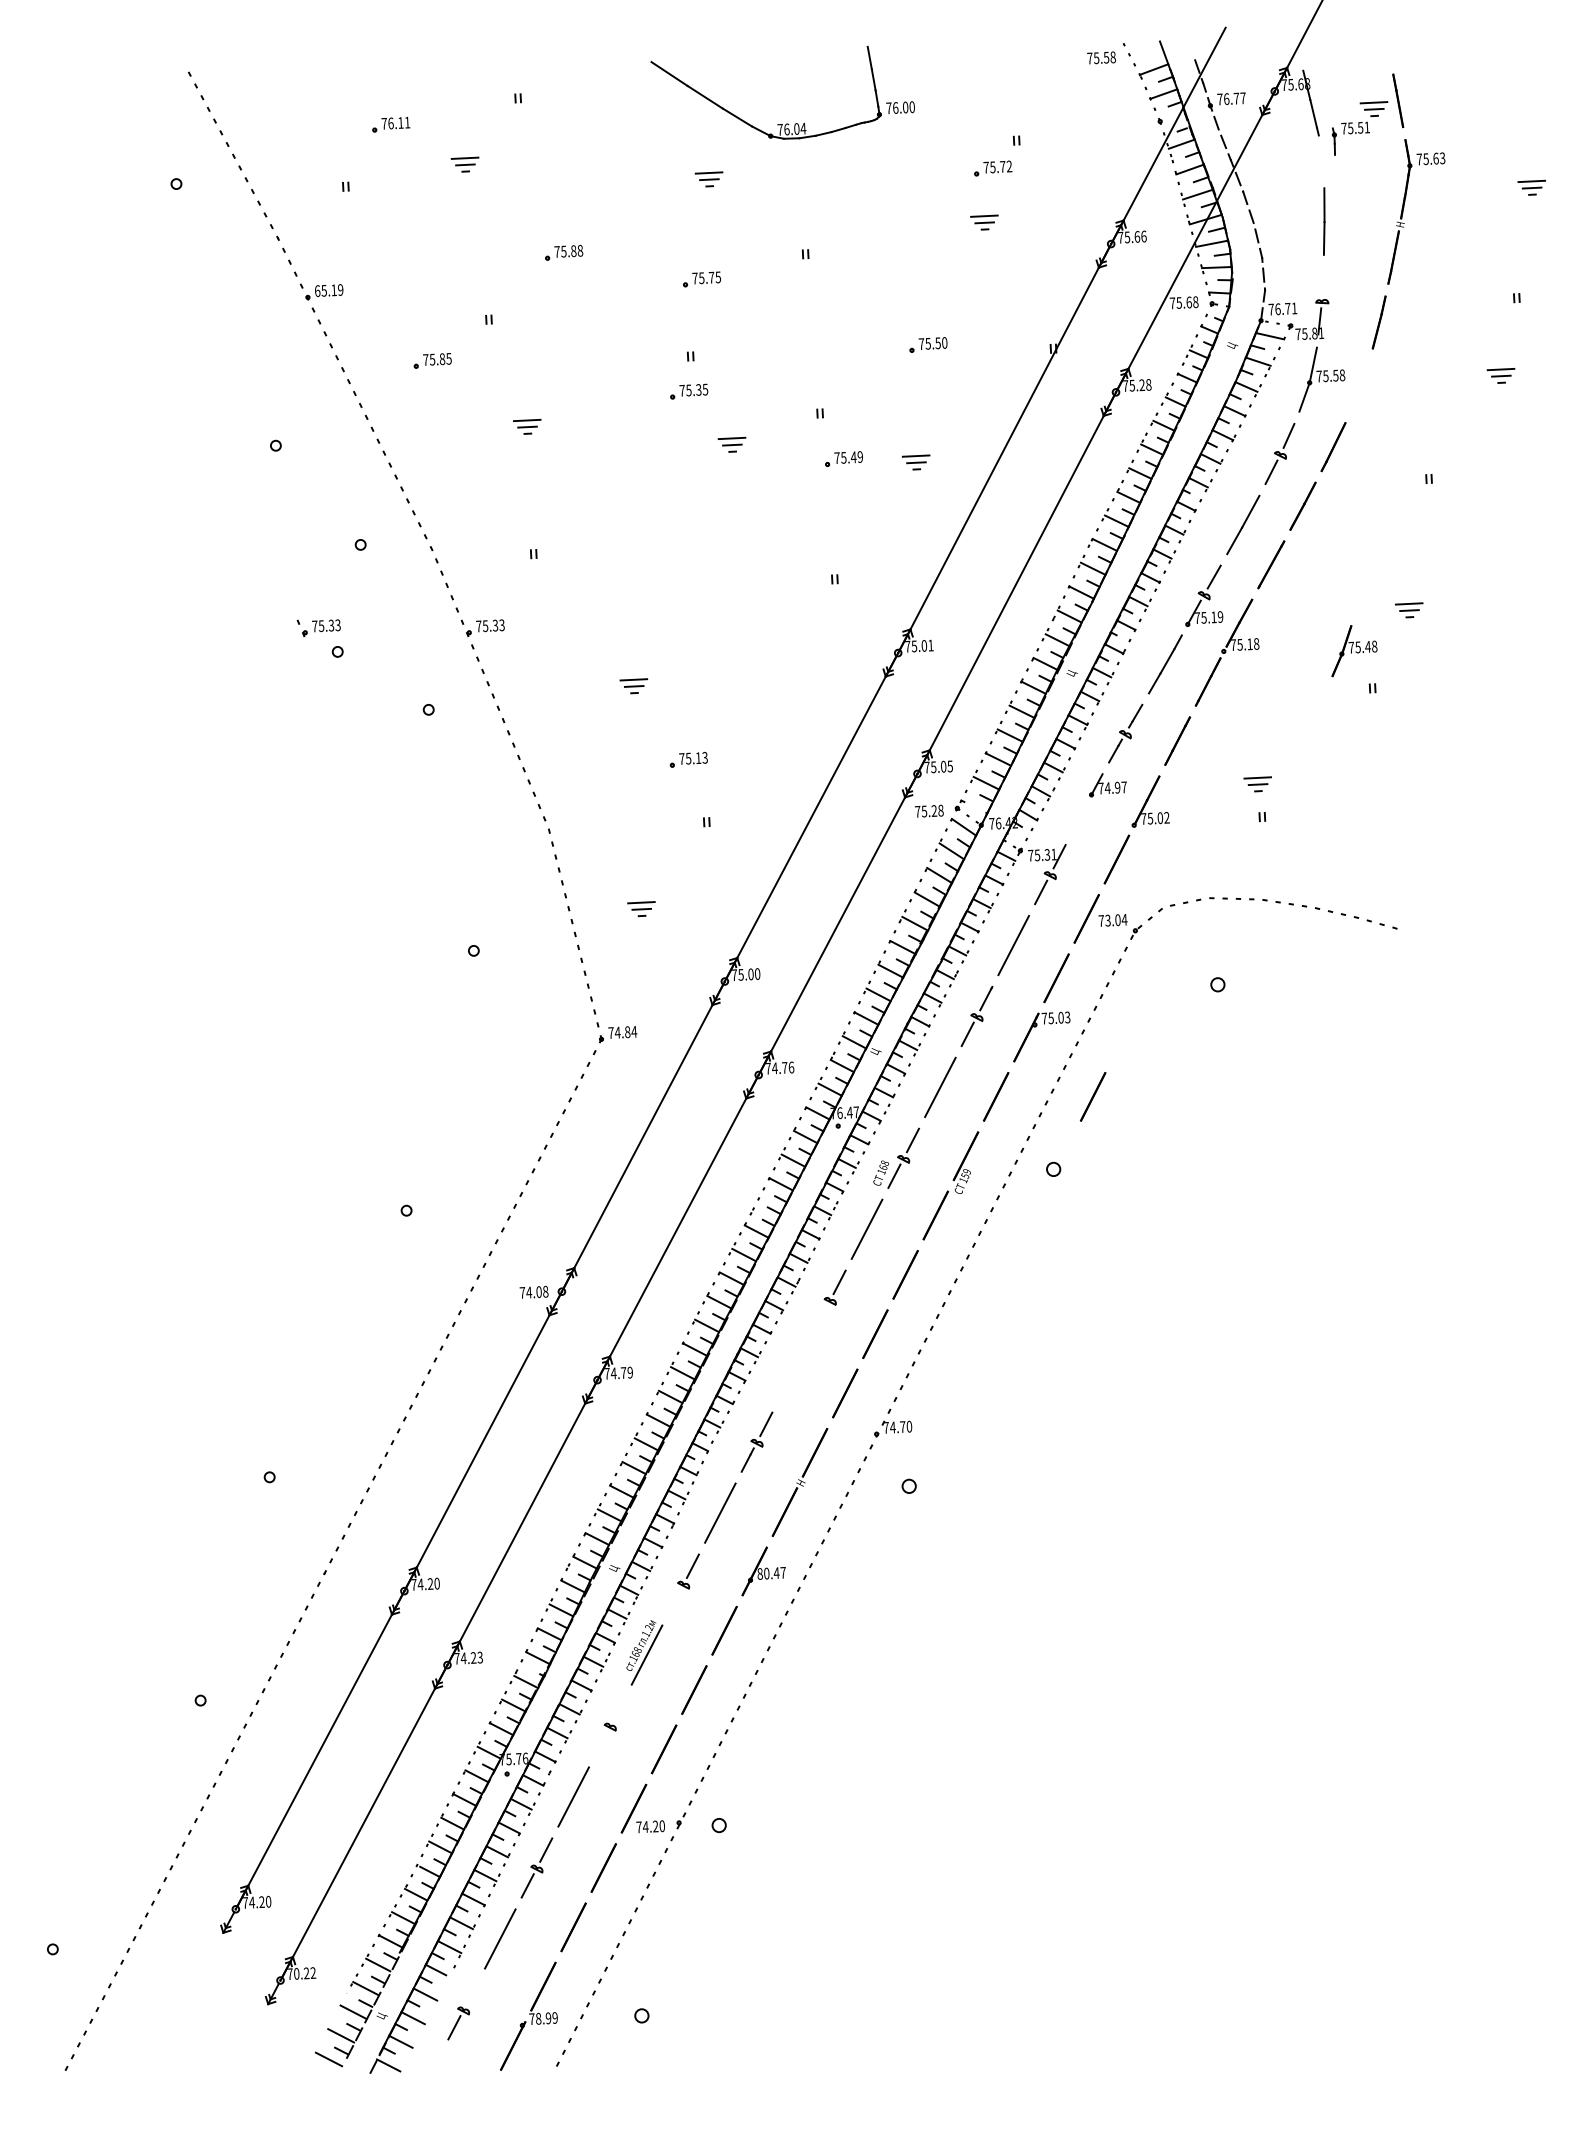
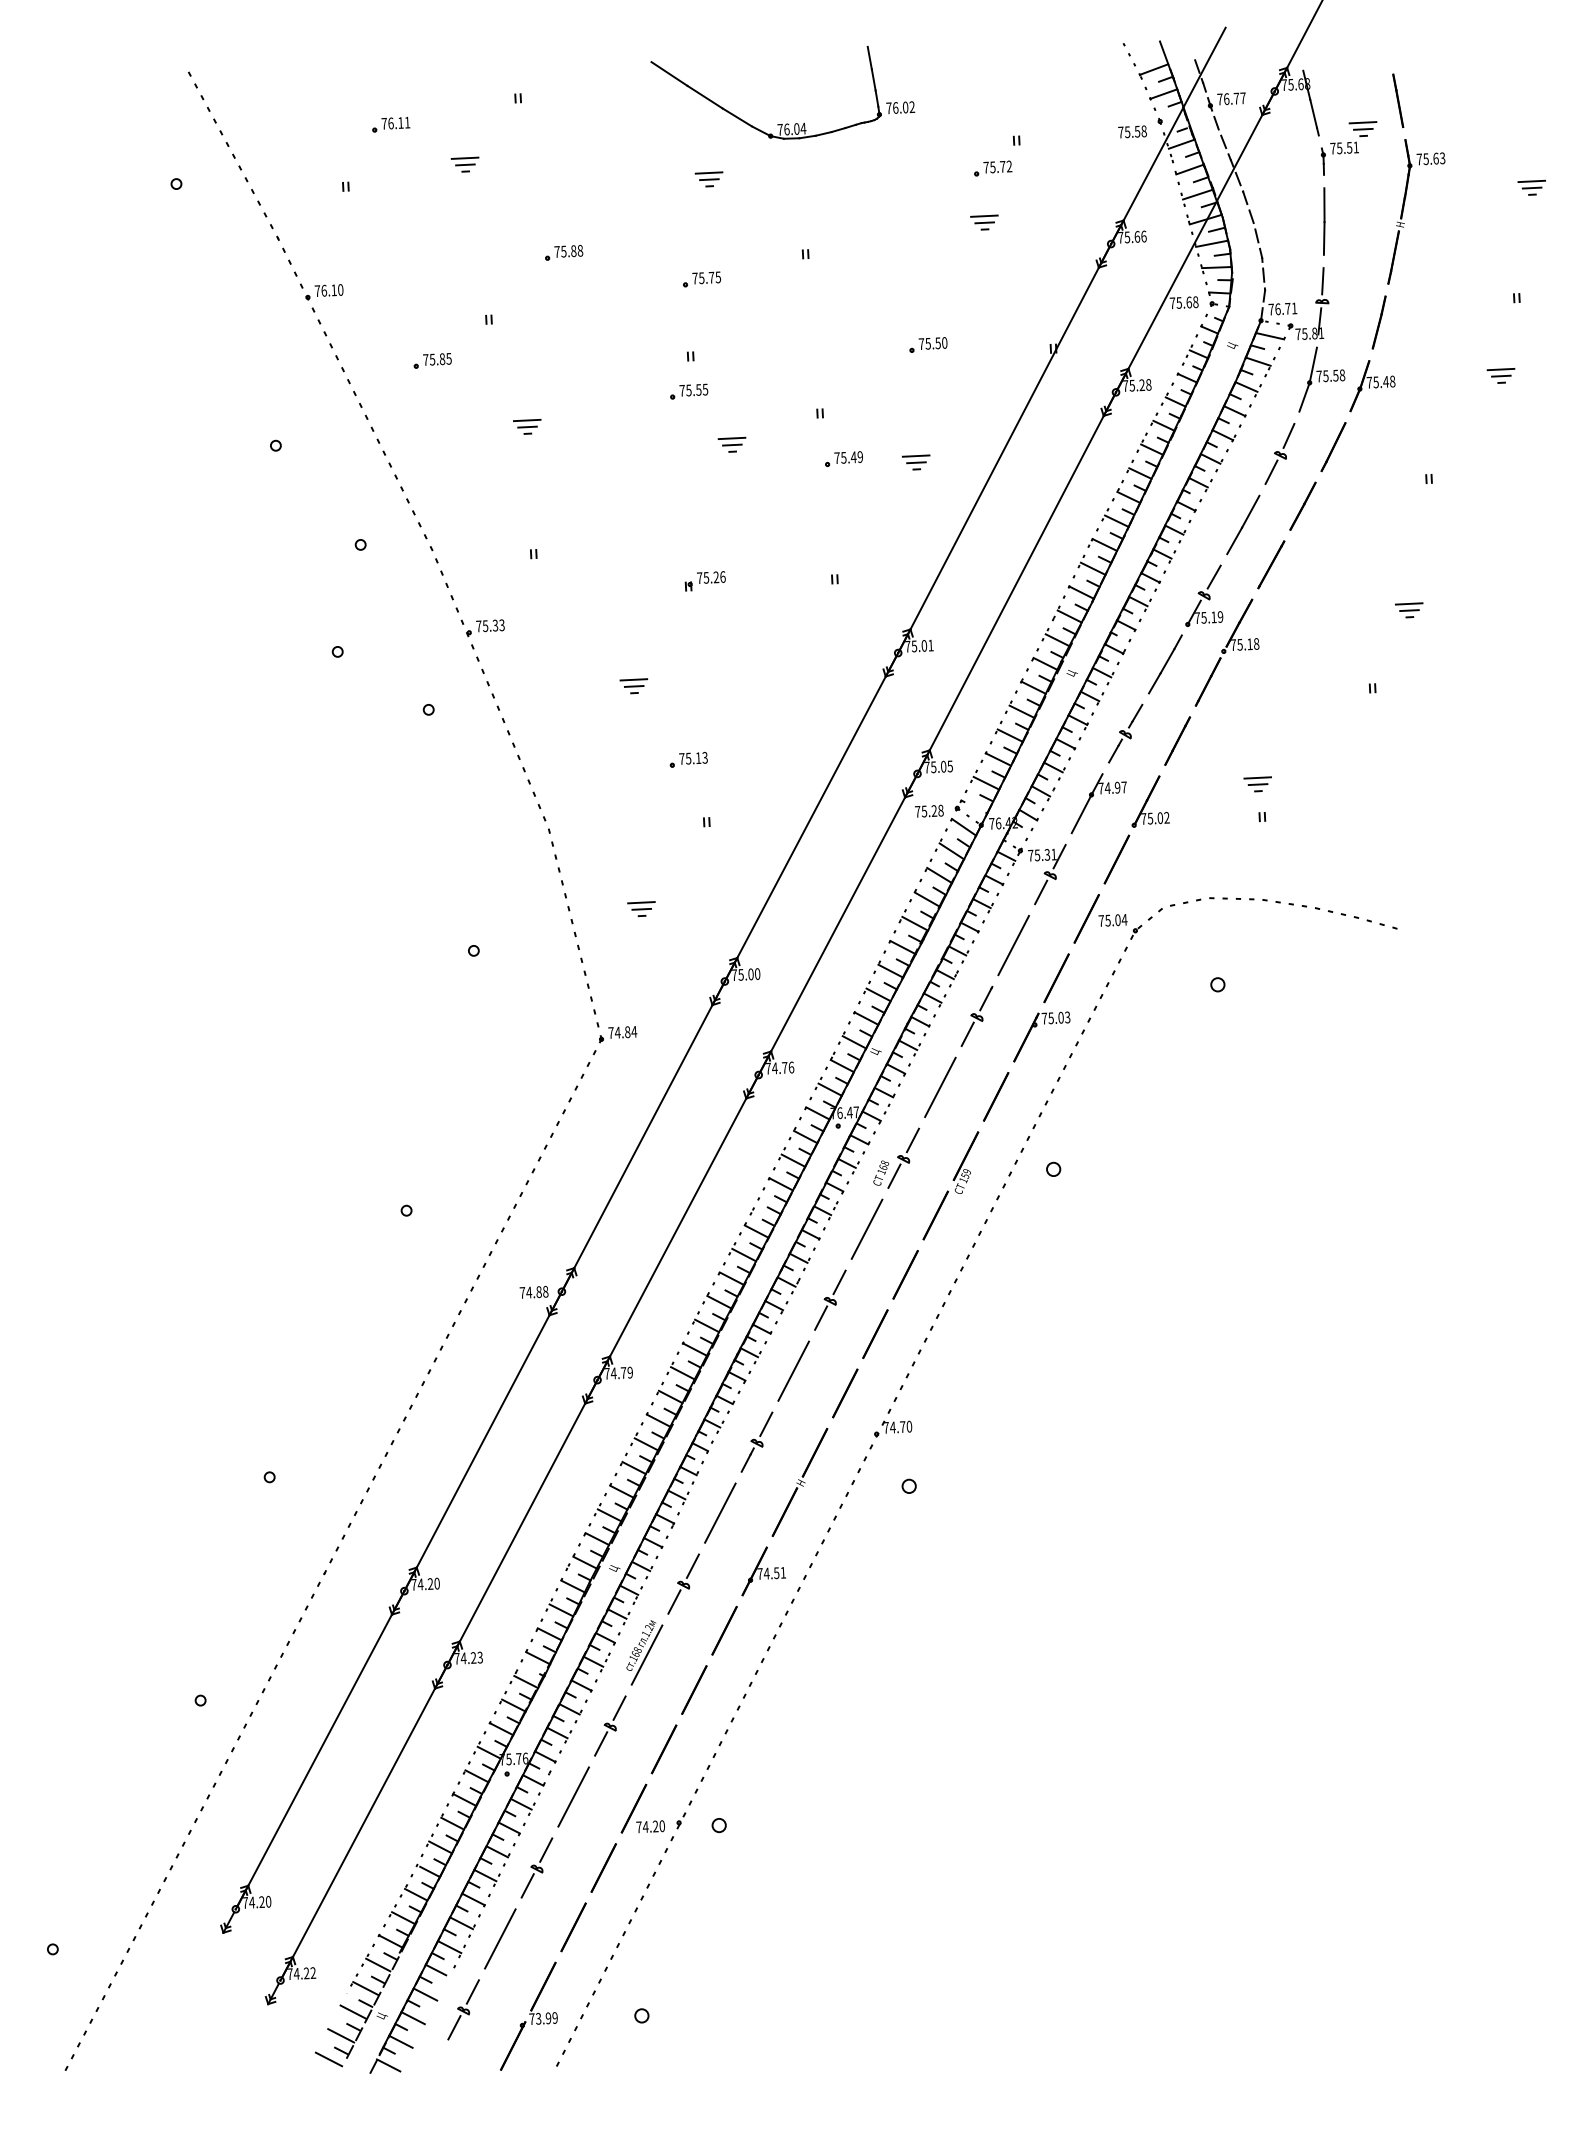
text position: (1101, 57) -> (1132, 131) (1132, 131)
text: 76.00 -> 76.02 (912, 107)
part position: (1360, 128) -> (1349, 148) (1349, 148)
line: none -> present (1322, 281)
text: 65.19 -> 76.10 (328, 290)
text: 75.35 -> 75.55 (698, 389)
part: none -> present (704, 581)
part: present -> none (318, 627)
part position: (1354, 651) -> (1372, 386) (1372, 386)
line: none -> present (1081, 813)
text: 73.04 -> 75.04 (1107, 919)
line: present -> none (1093, 1096)
text: 74.08 -> 74.88 (538, 1292)
line: none -> present (821, 1317)
line: none -> present (793, 1370)
text: 80.47 -> 74.51 (771, 1573)
line: none -> present (674, 1601)
line: none -> present (619, 1707)
line: none -> present (601, 1743)
text: 70.22 -> 74.22 (296, 1973)
line: none -> present (472, 1991)
text: 78.99 -> 73.99 (538, 2018)
